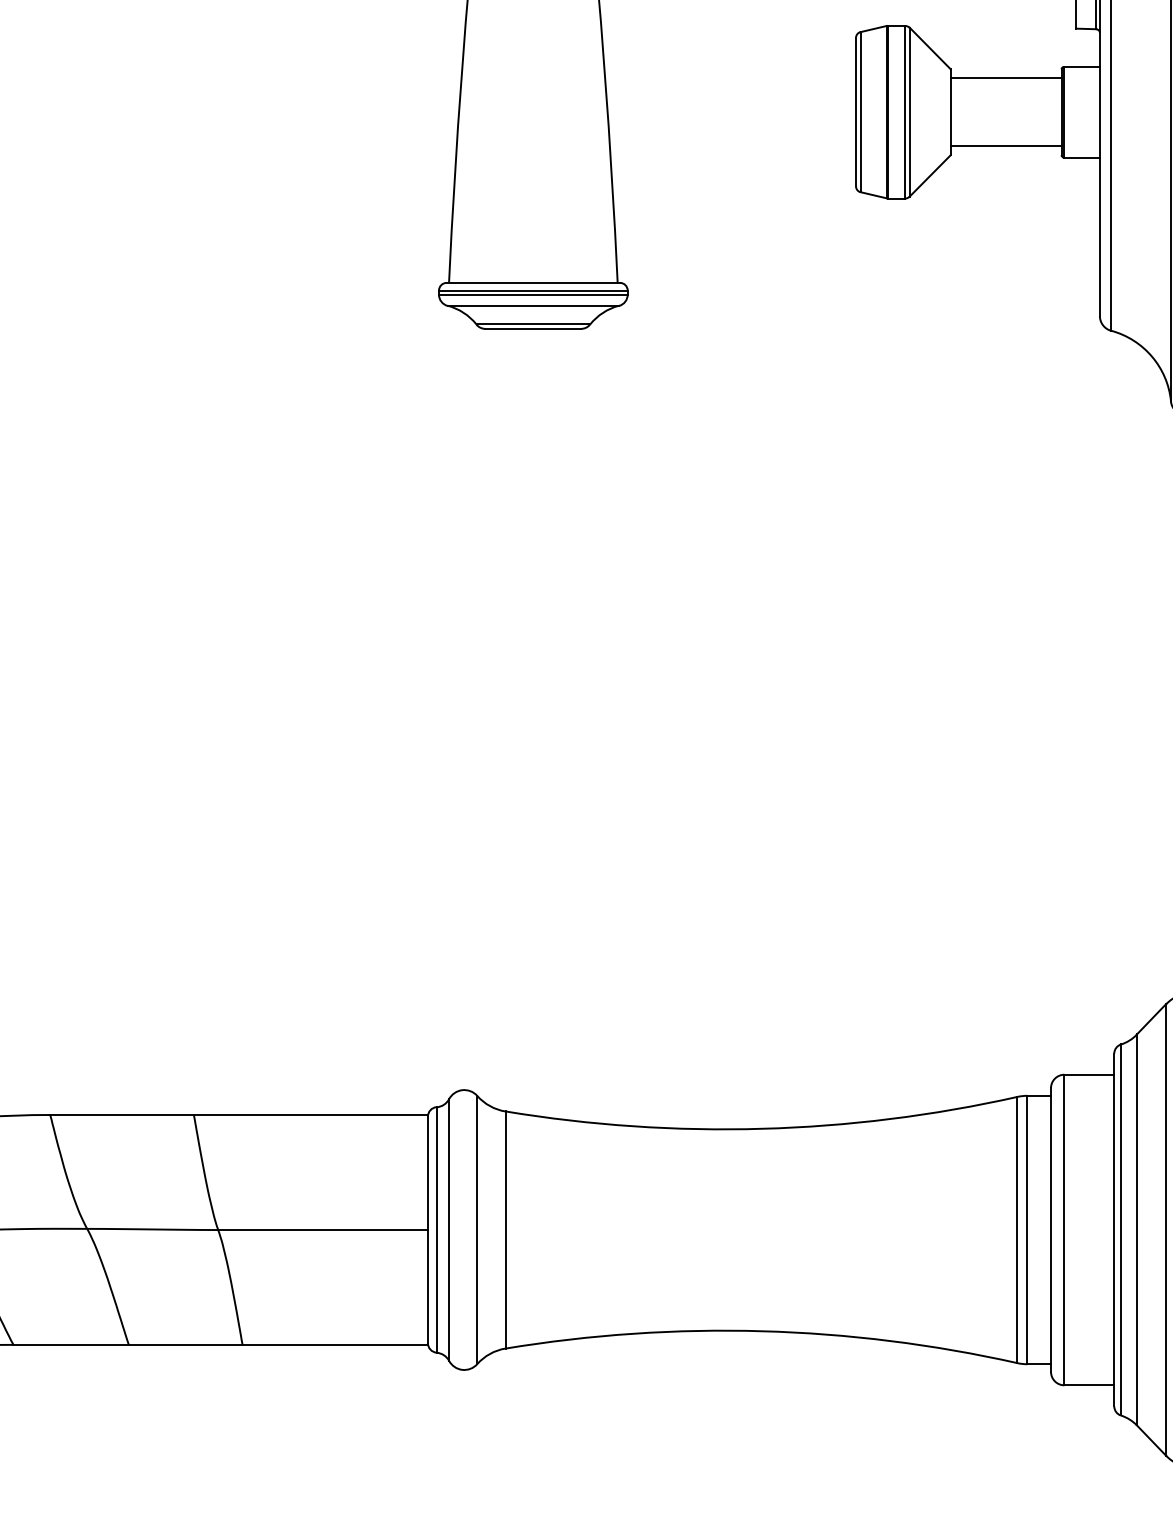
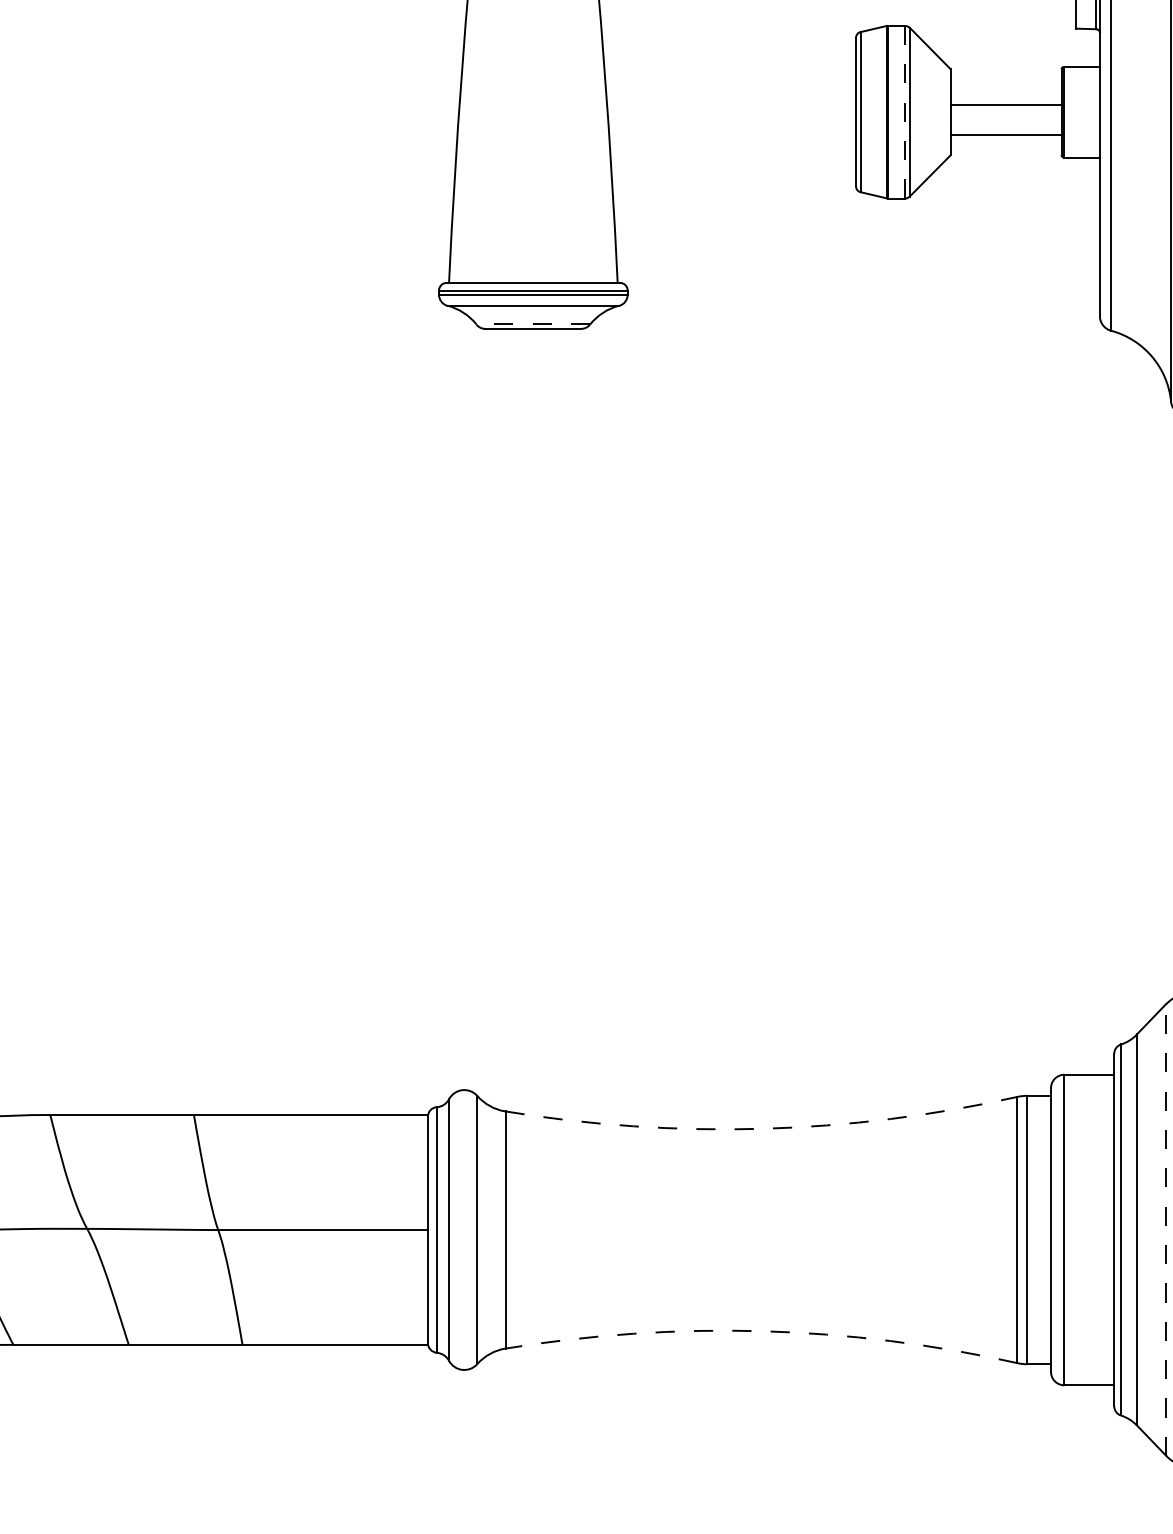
line position: (1005, 78) -> (1005, 105) (1005, 105)
line: solid -> dashed (905, 111)
line position: (1005, 146) -> (1005, 135) (1005, 135)
line: solid -> dashed (533, 324)
arc: solid -> dashed (762, 1128)
line: solid -> dashed (1166, 1229)
arc: solid -> dashed (762, 1331)
